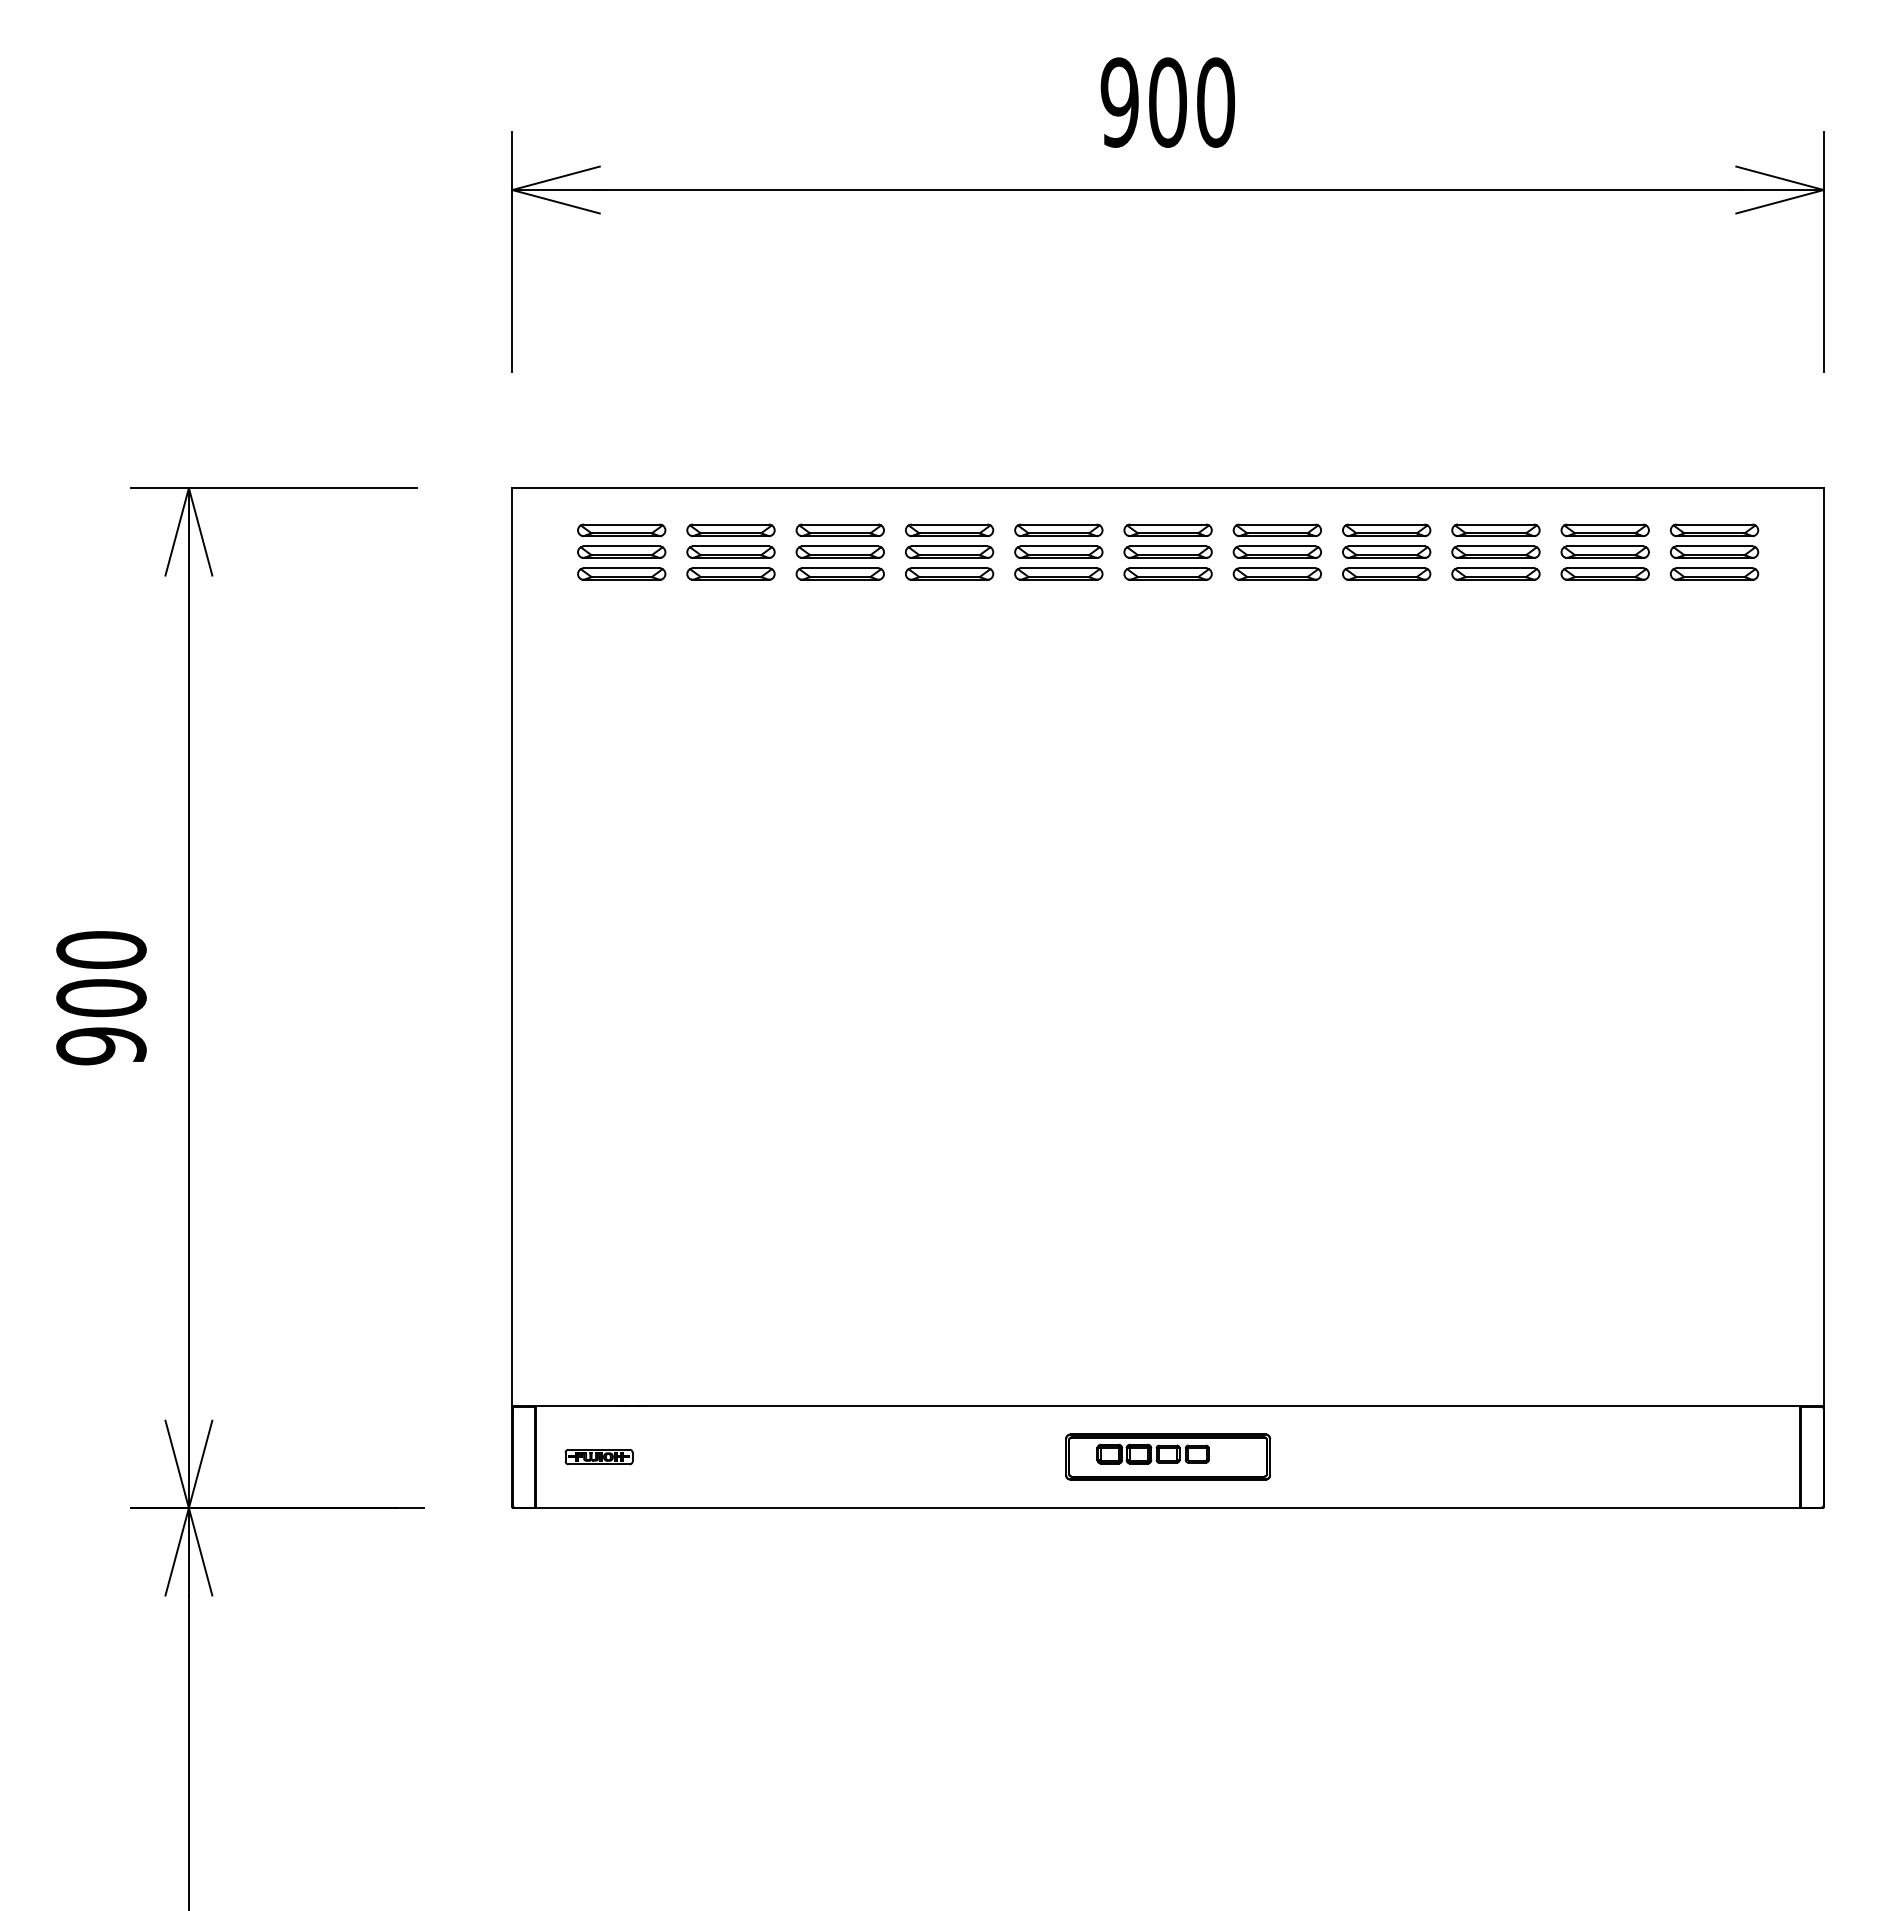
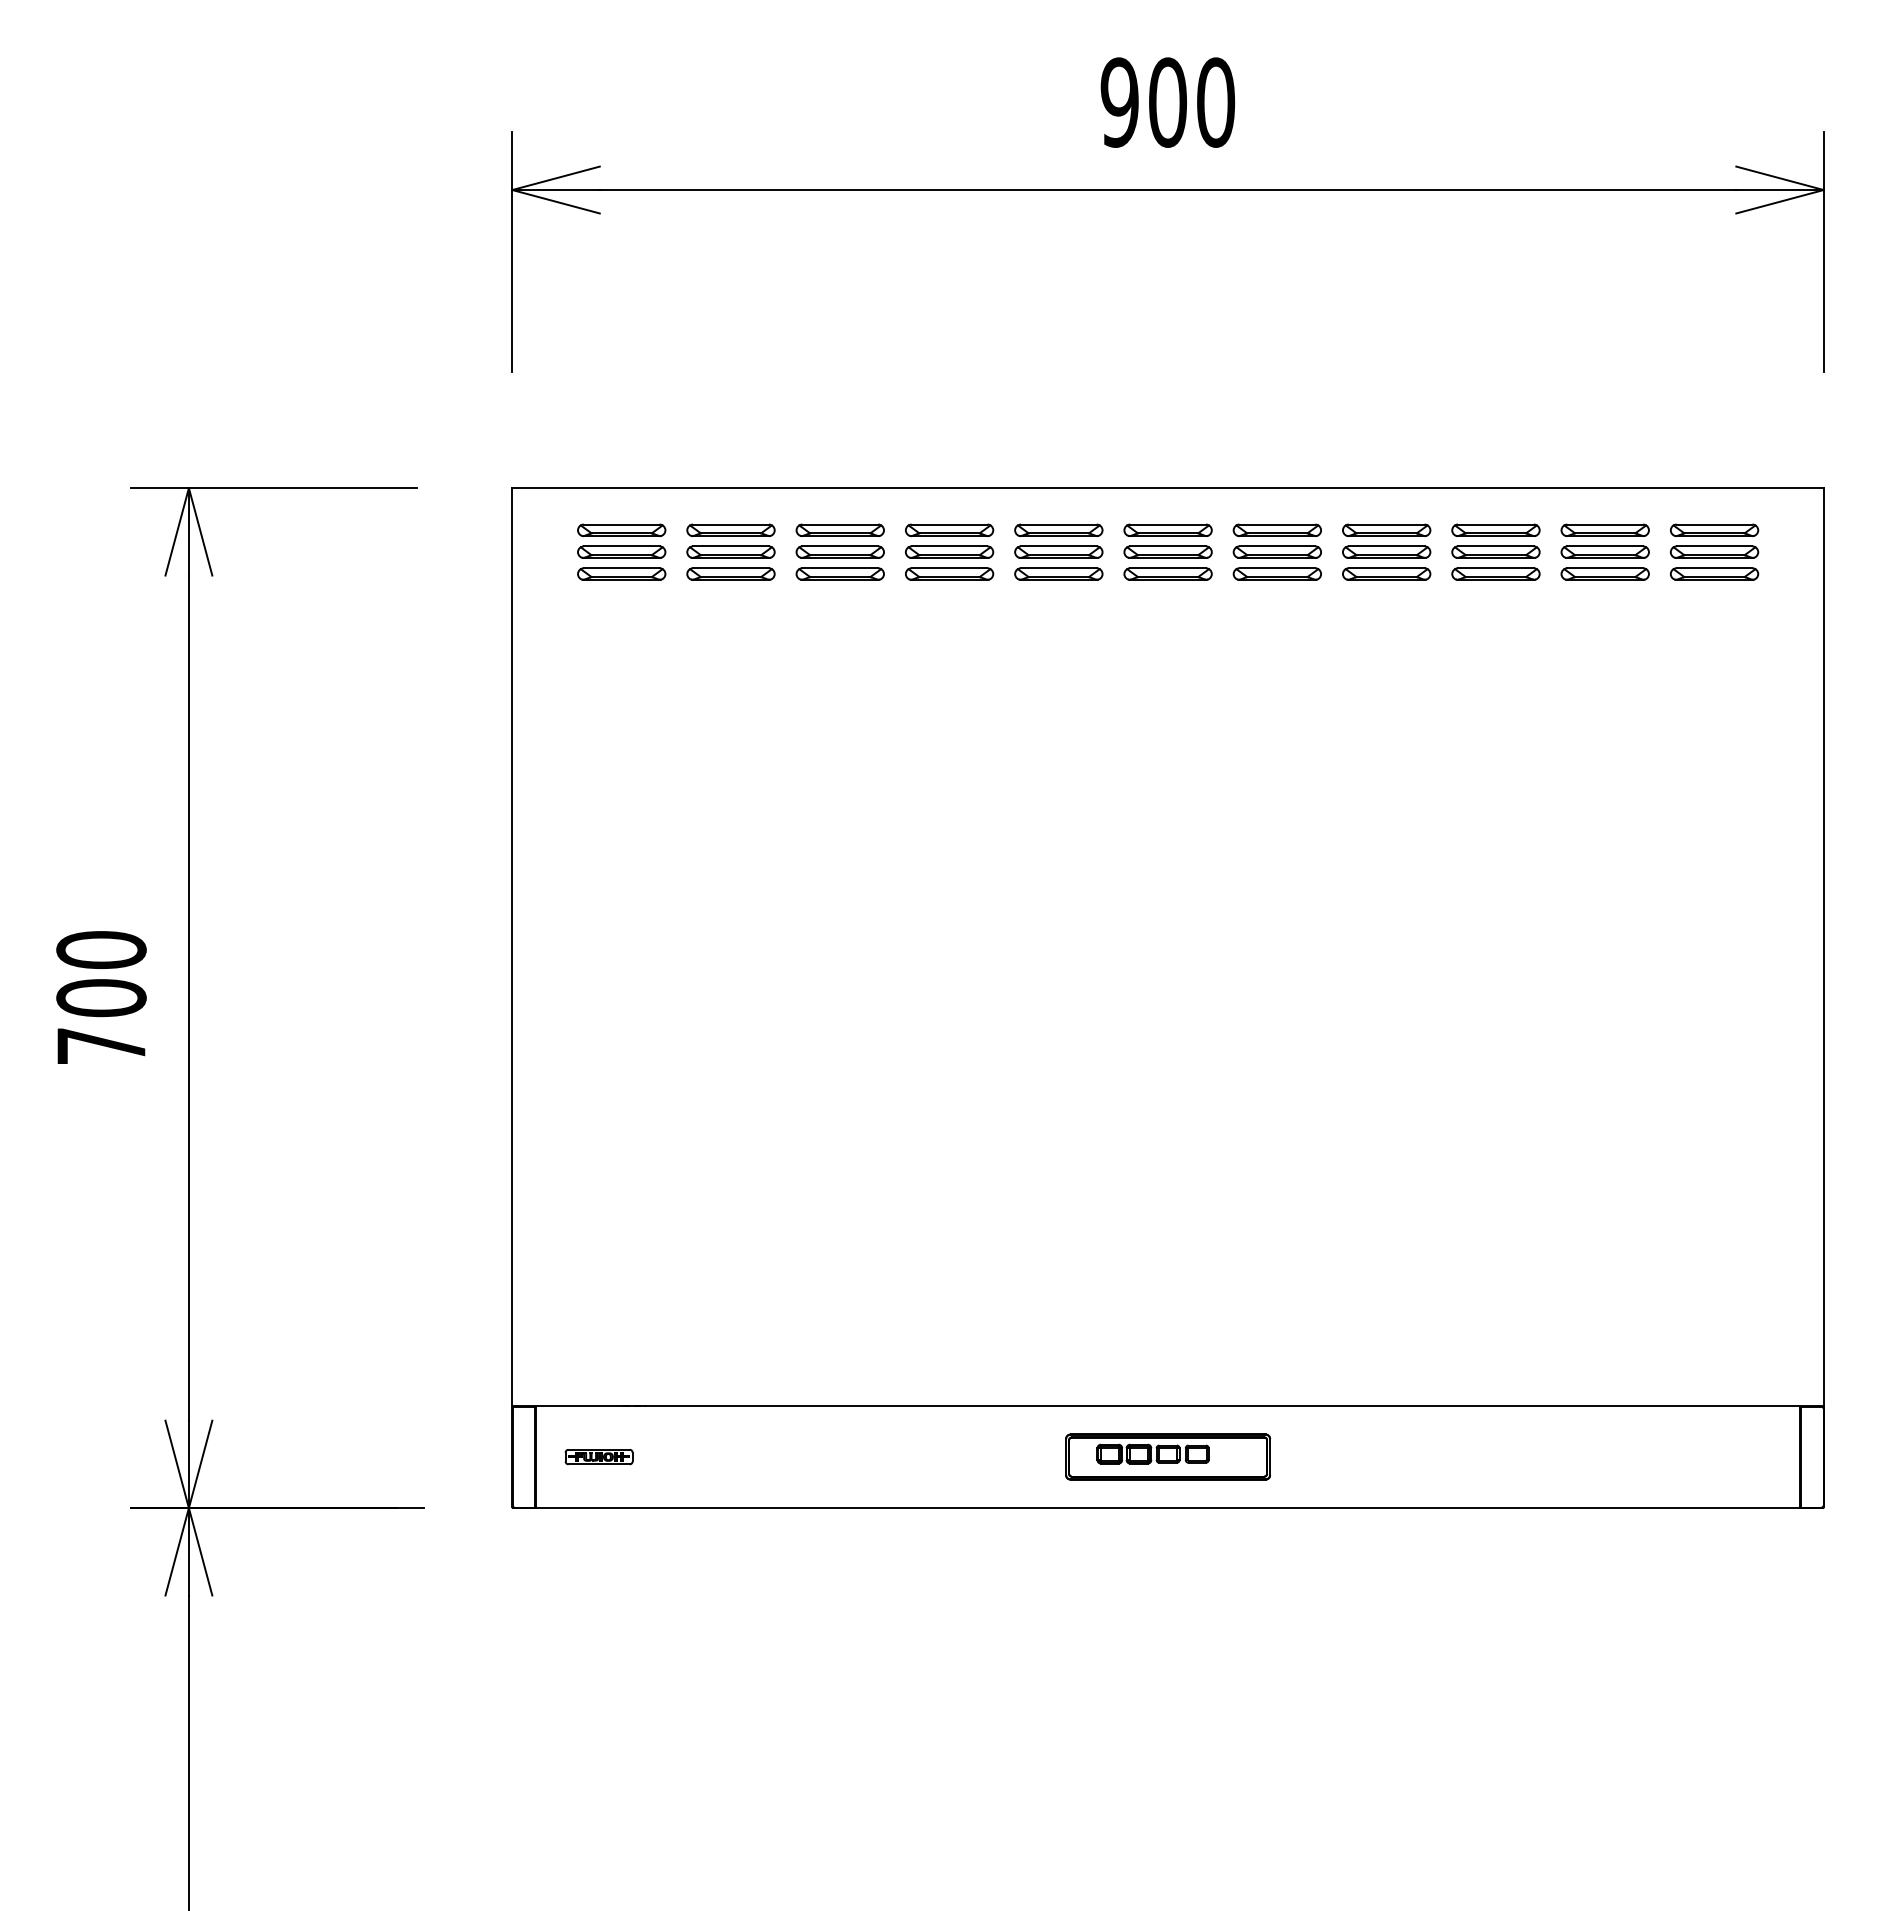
text: 900 -> 700 (101, 1046)
